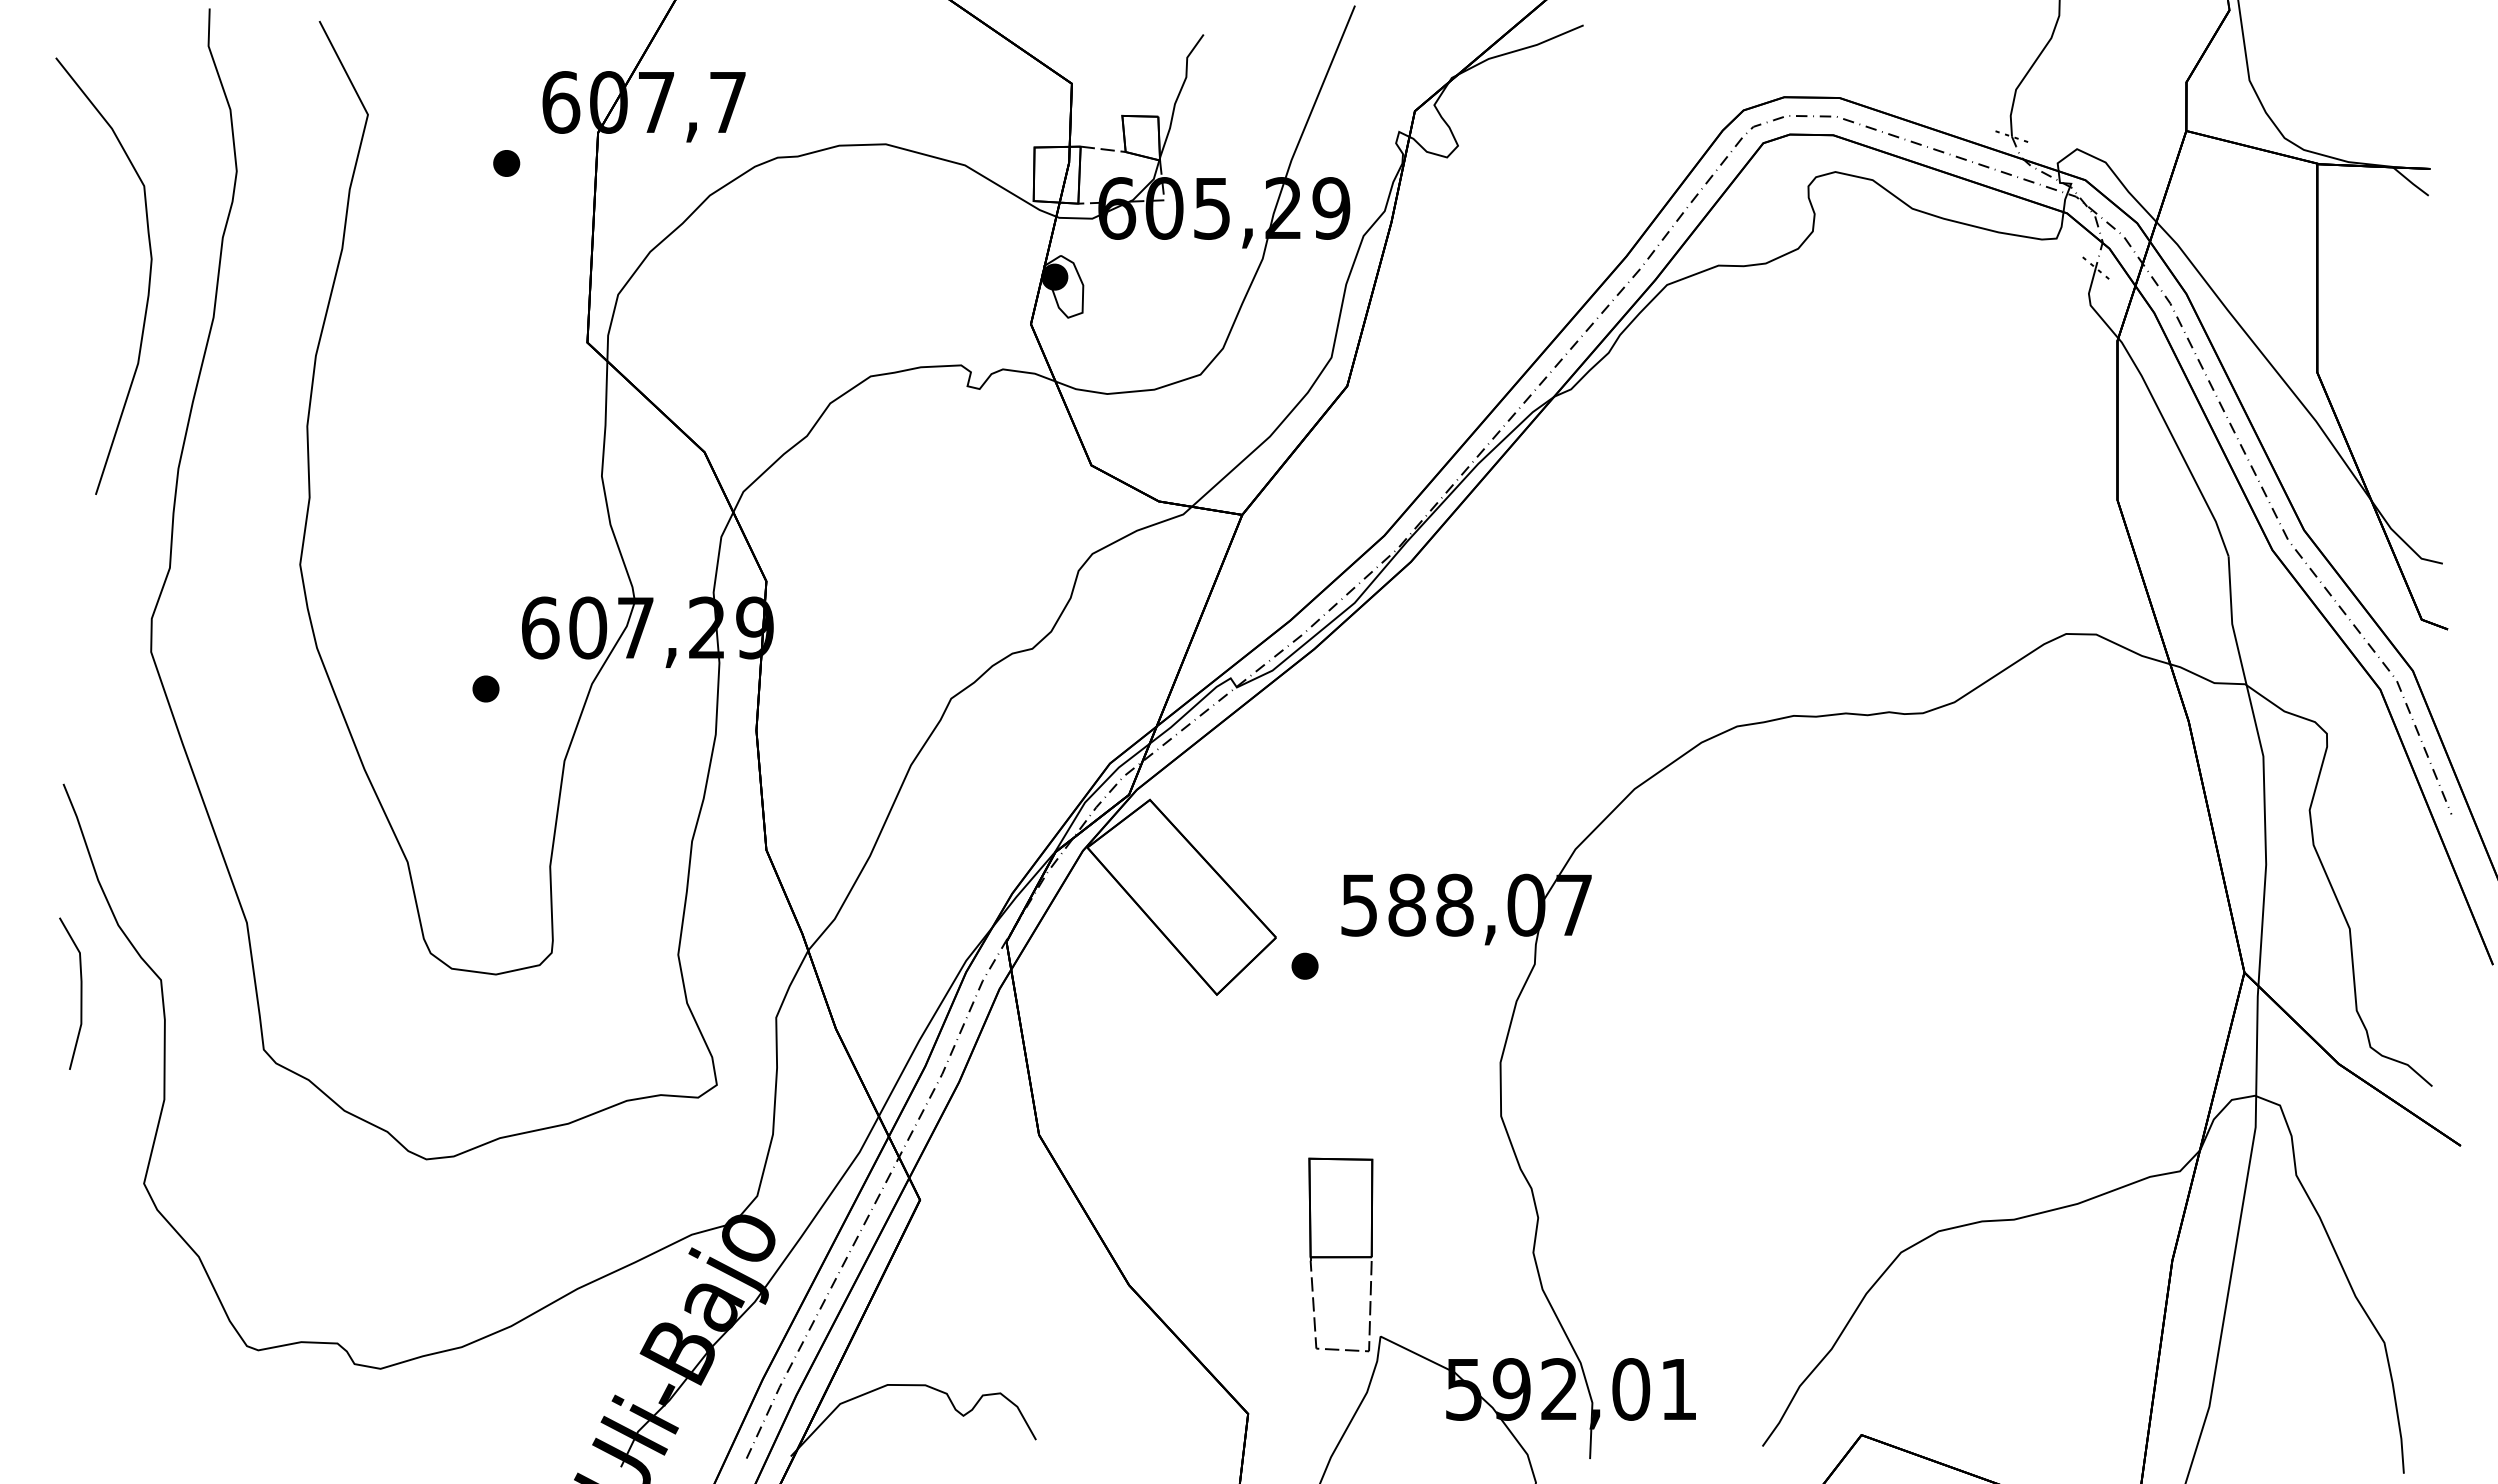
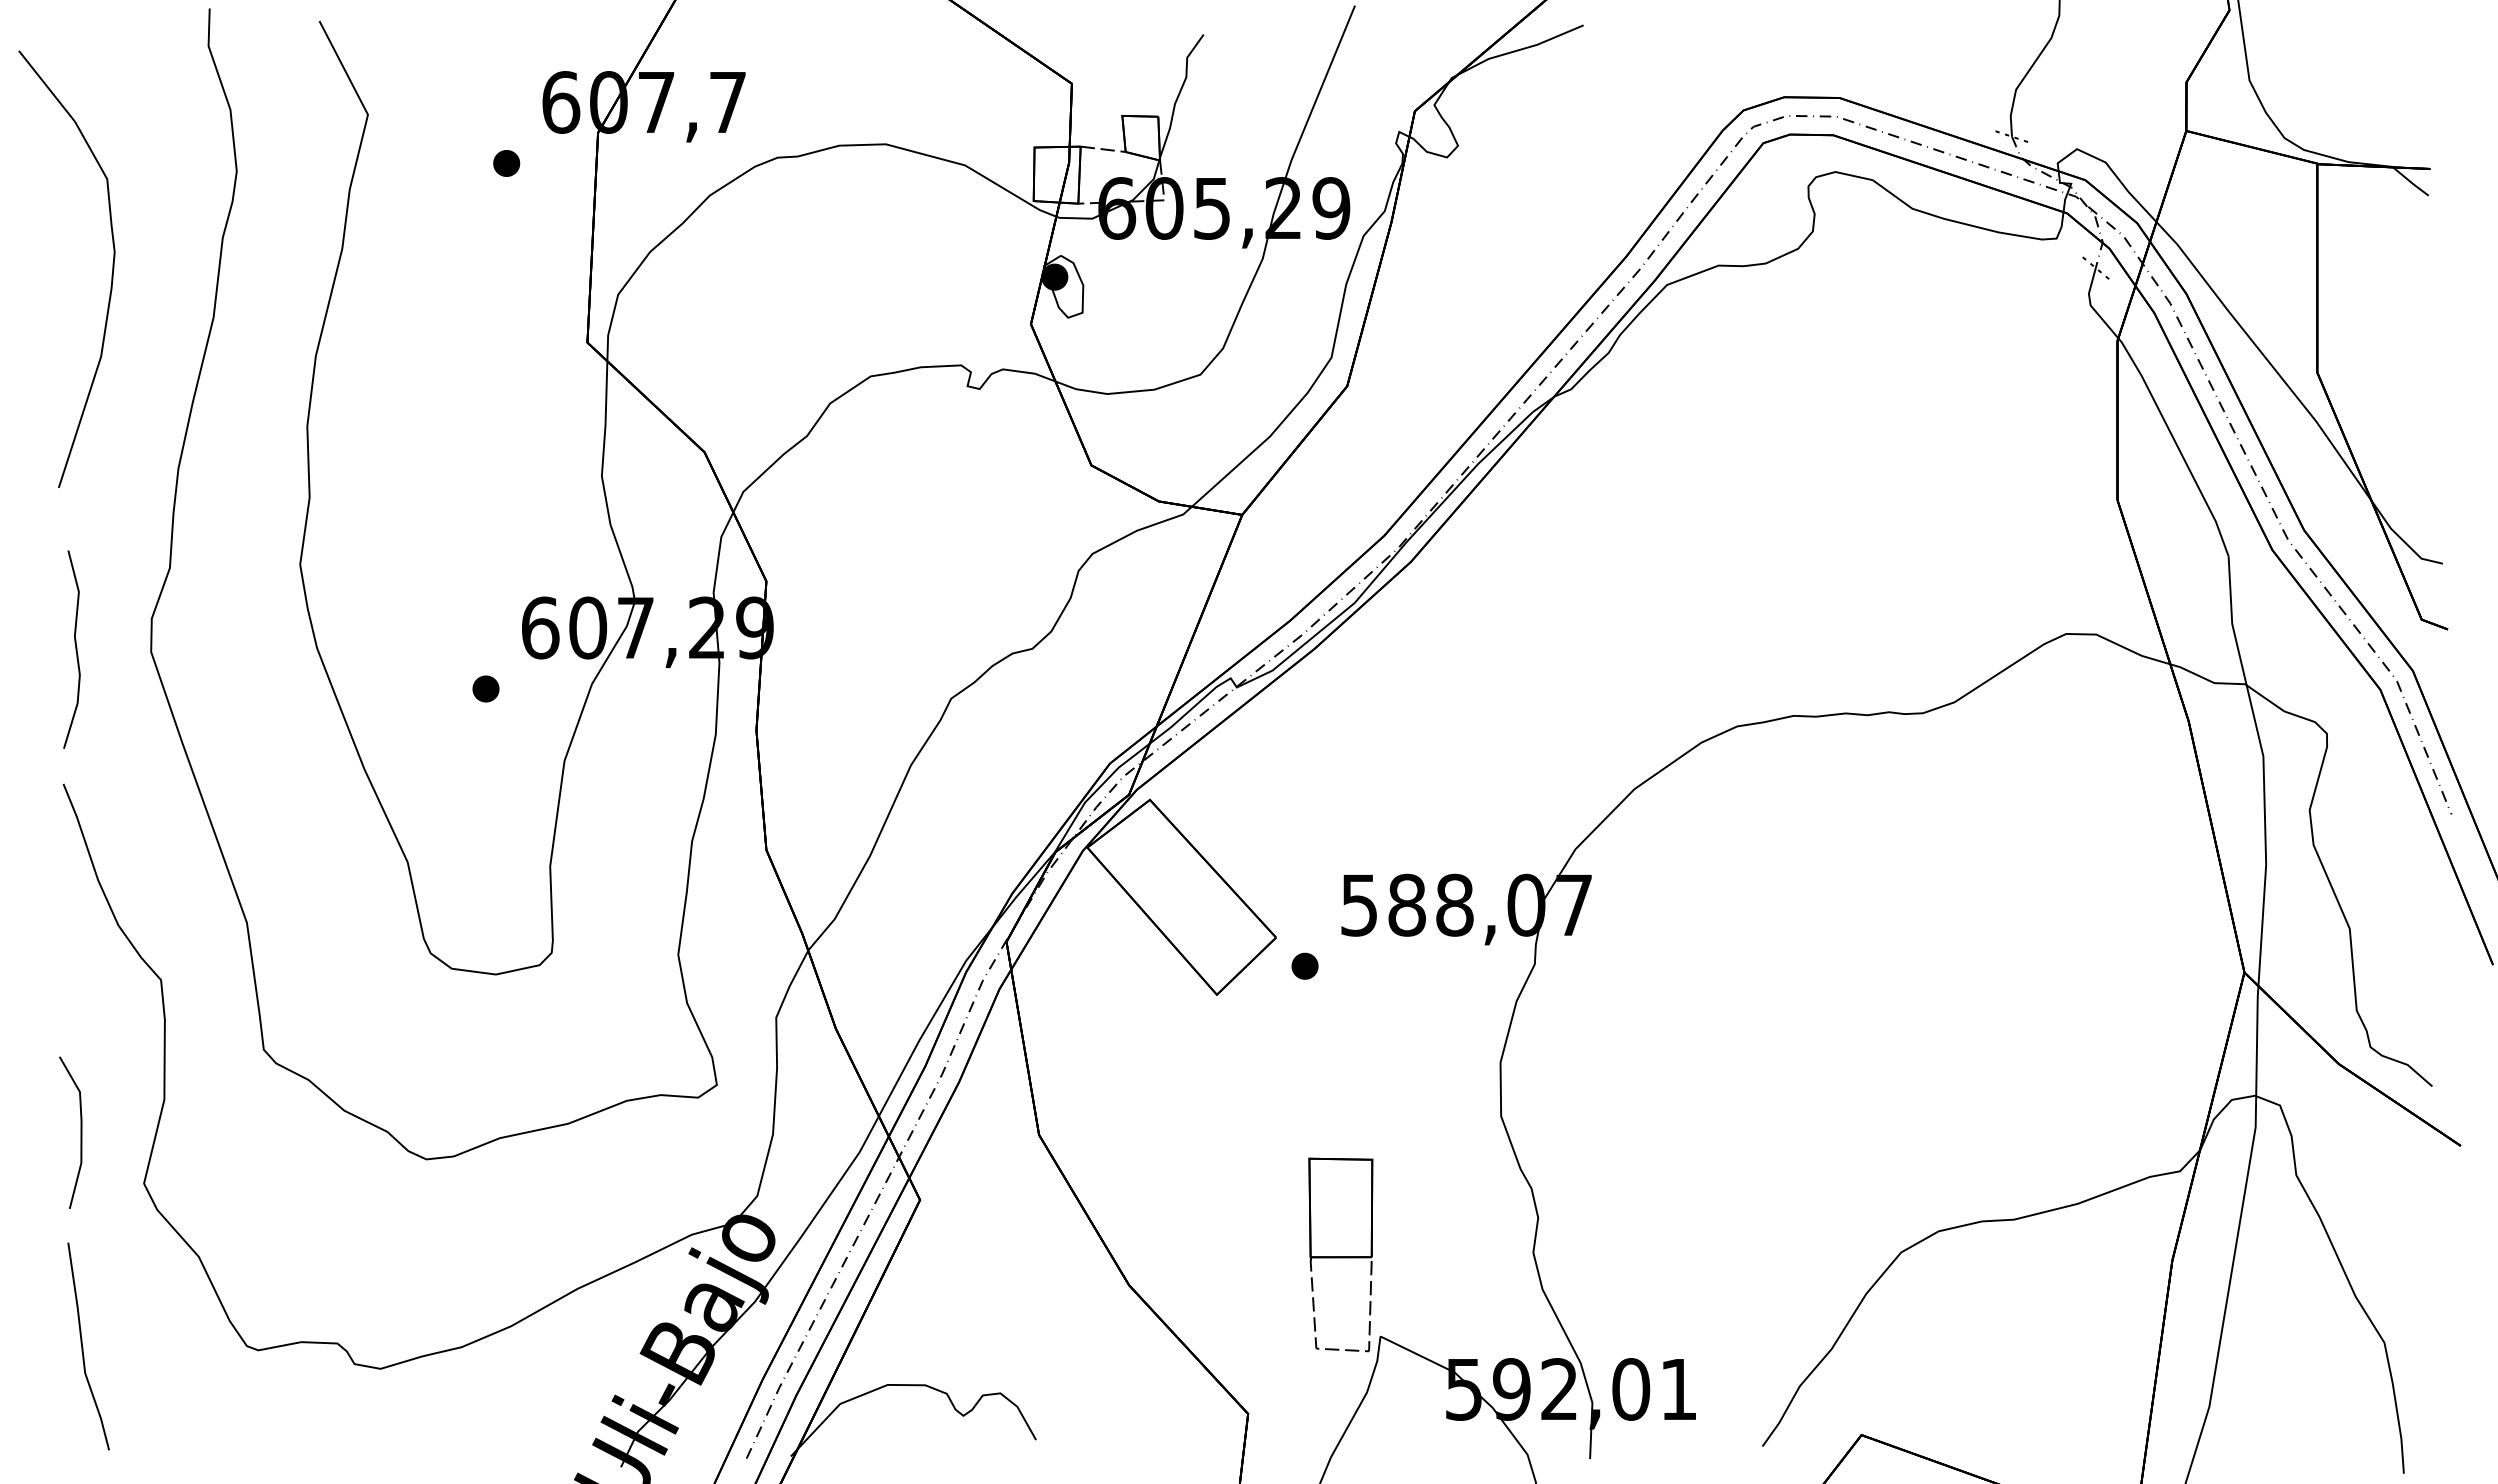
curve position: (148, 281) -> (111, 274) (111, 274)
curve: none -> present (75, 649)
line position: (80, 993) -> (80, 1132) (80, 1132)
line: none -> present (83, 1347)
